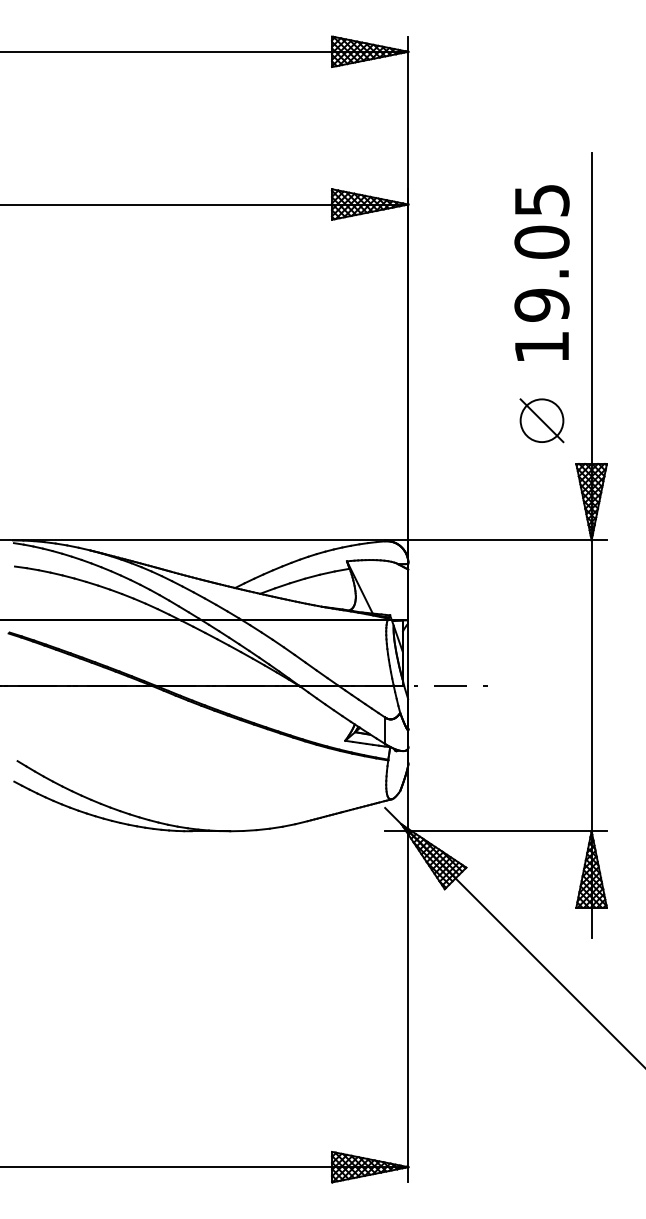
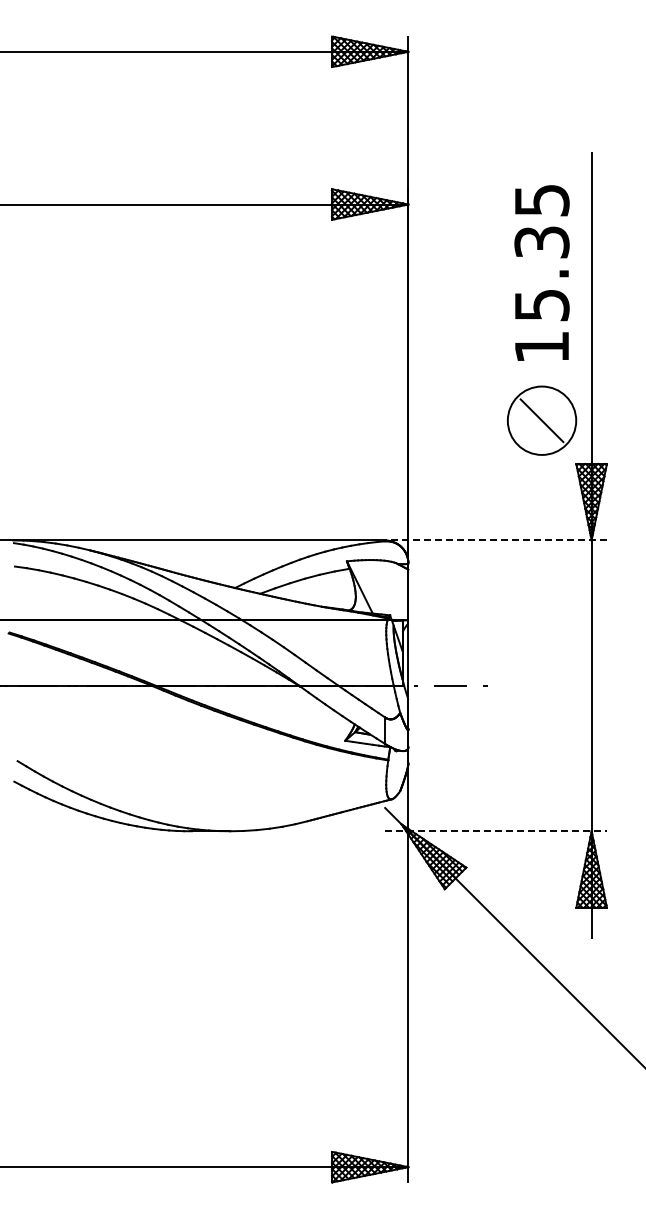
text: 19.05 -> 15.35 (541, 273)
circle diameter: 43 px -> 68 px (541, 420)
line: solid -> dashed (496, 540)
line: solid -> dashed (496, 831)
